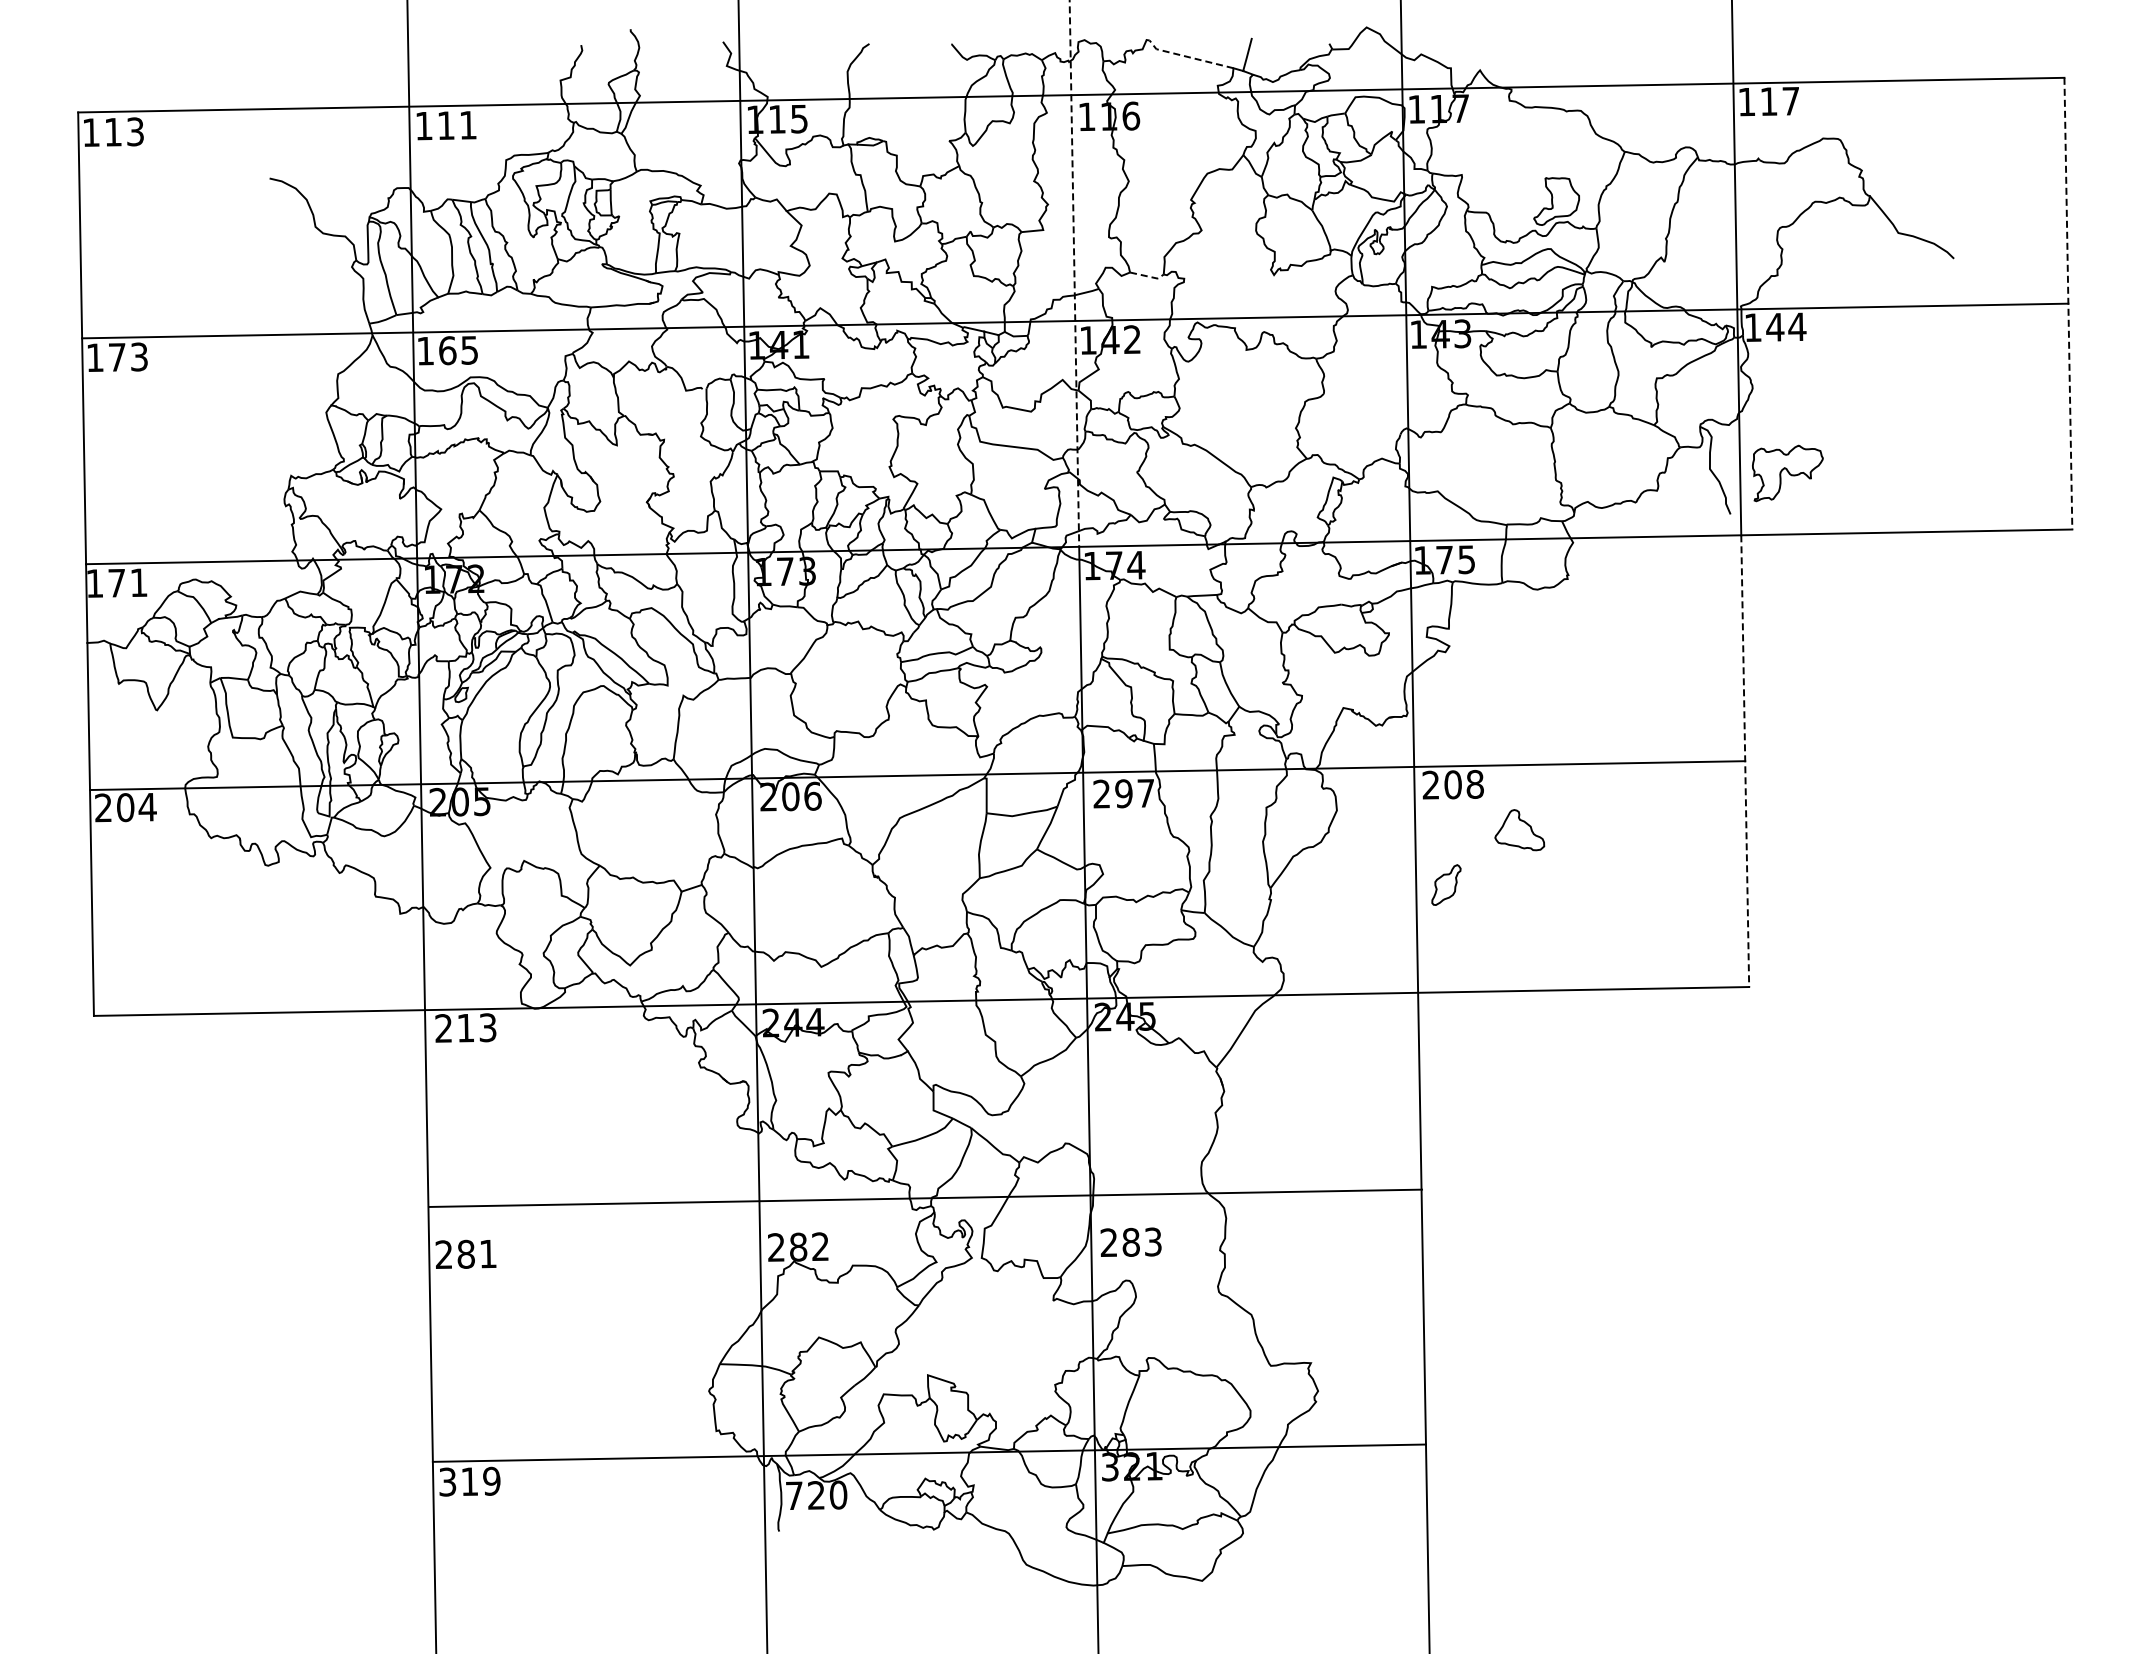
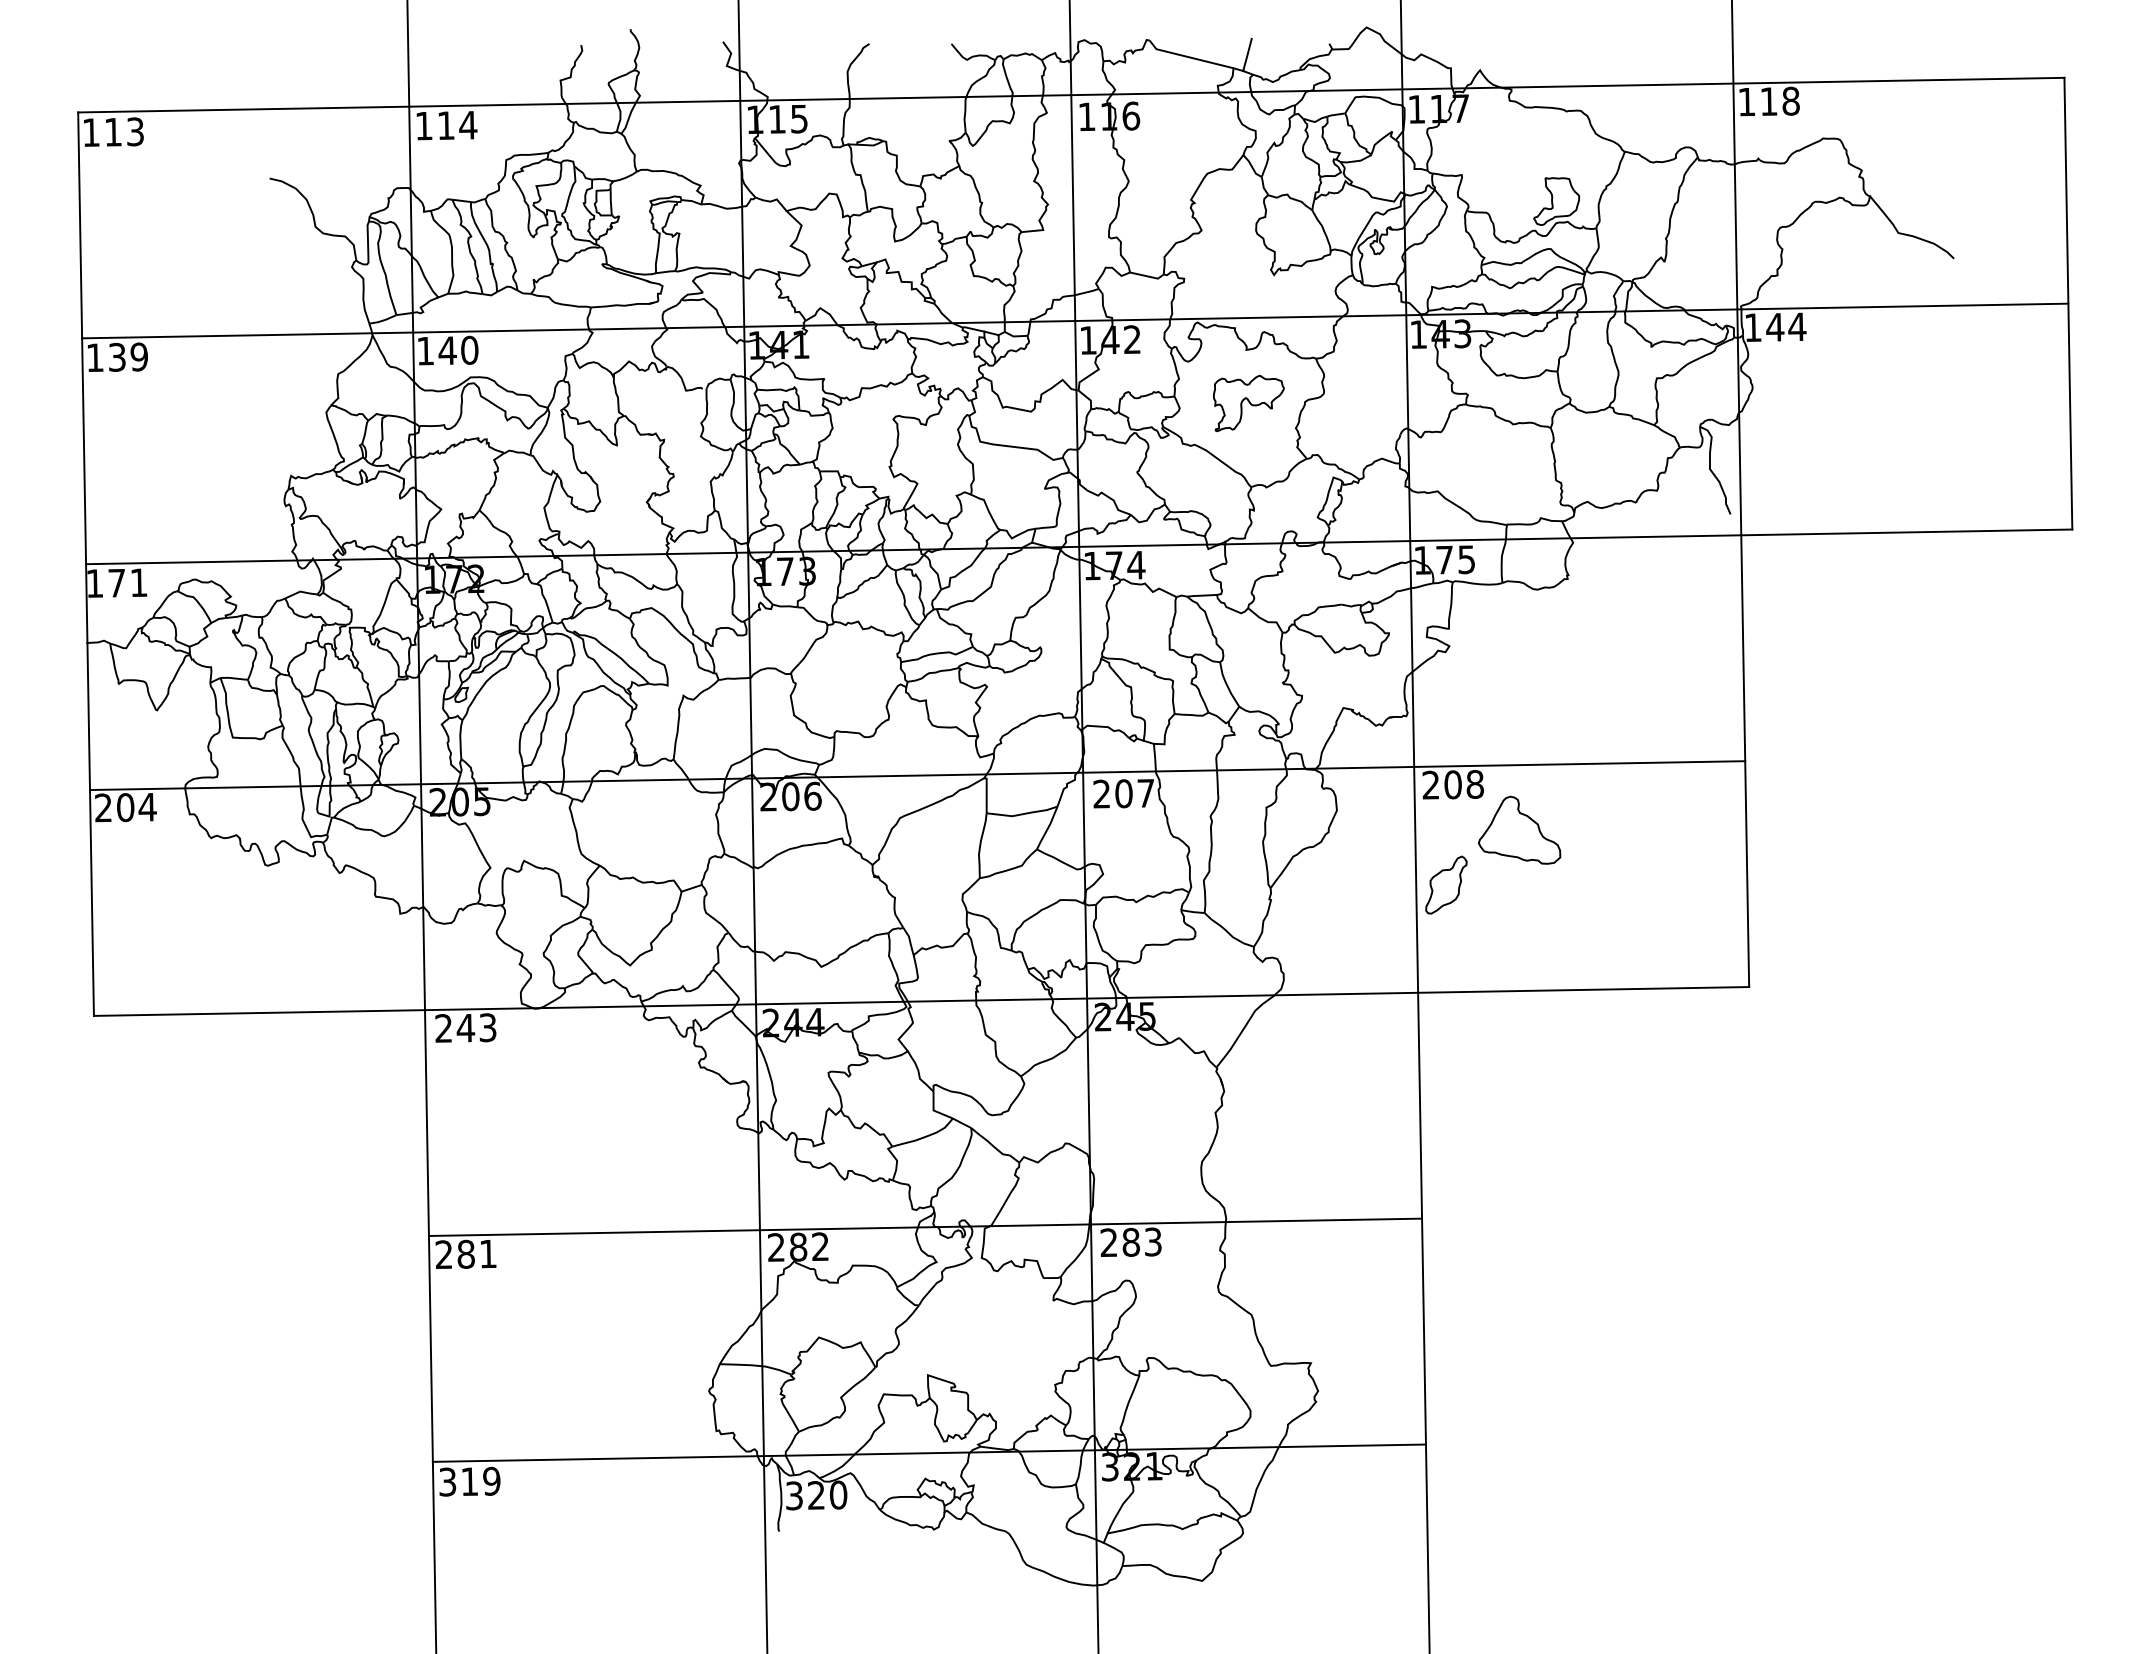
line: dashed -> solid (1189, 57)
text: 117 -> 118 (1790, 100)
text: 111 -> 114 (468, 125)
line: dashed -> solid (1074, 274)
line: dashed -> solid (1148, 276)
line: dashed -> solid (2068, 303)
text: 165 -> 140 (458, 350)
text: 173 -> 139 (128, 356)
part position: (1787, 473) -> (1248, 403) (1248, 403)
line: dashed -> solid (1745, 761)
text: 297 -> 207 (1123, 793)
part size: 52x43 px -> 84x70 px (1519, 829)
part size: 31x42 px -> 43x60 px (1446, 884)
text: 213 -> 243 (465, 1028)
line position: (925, 1197) -> (925, 1226) (925, 1226)
text: 720 -> 320 (794, 1495)
